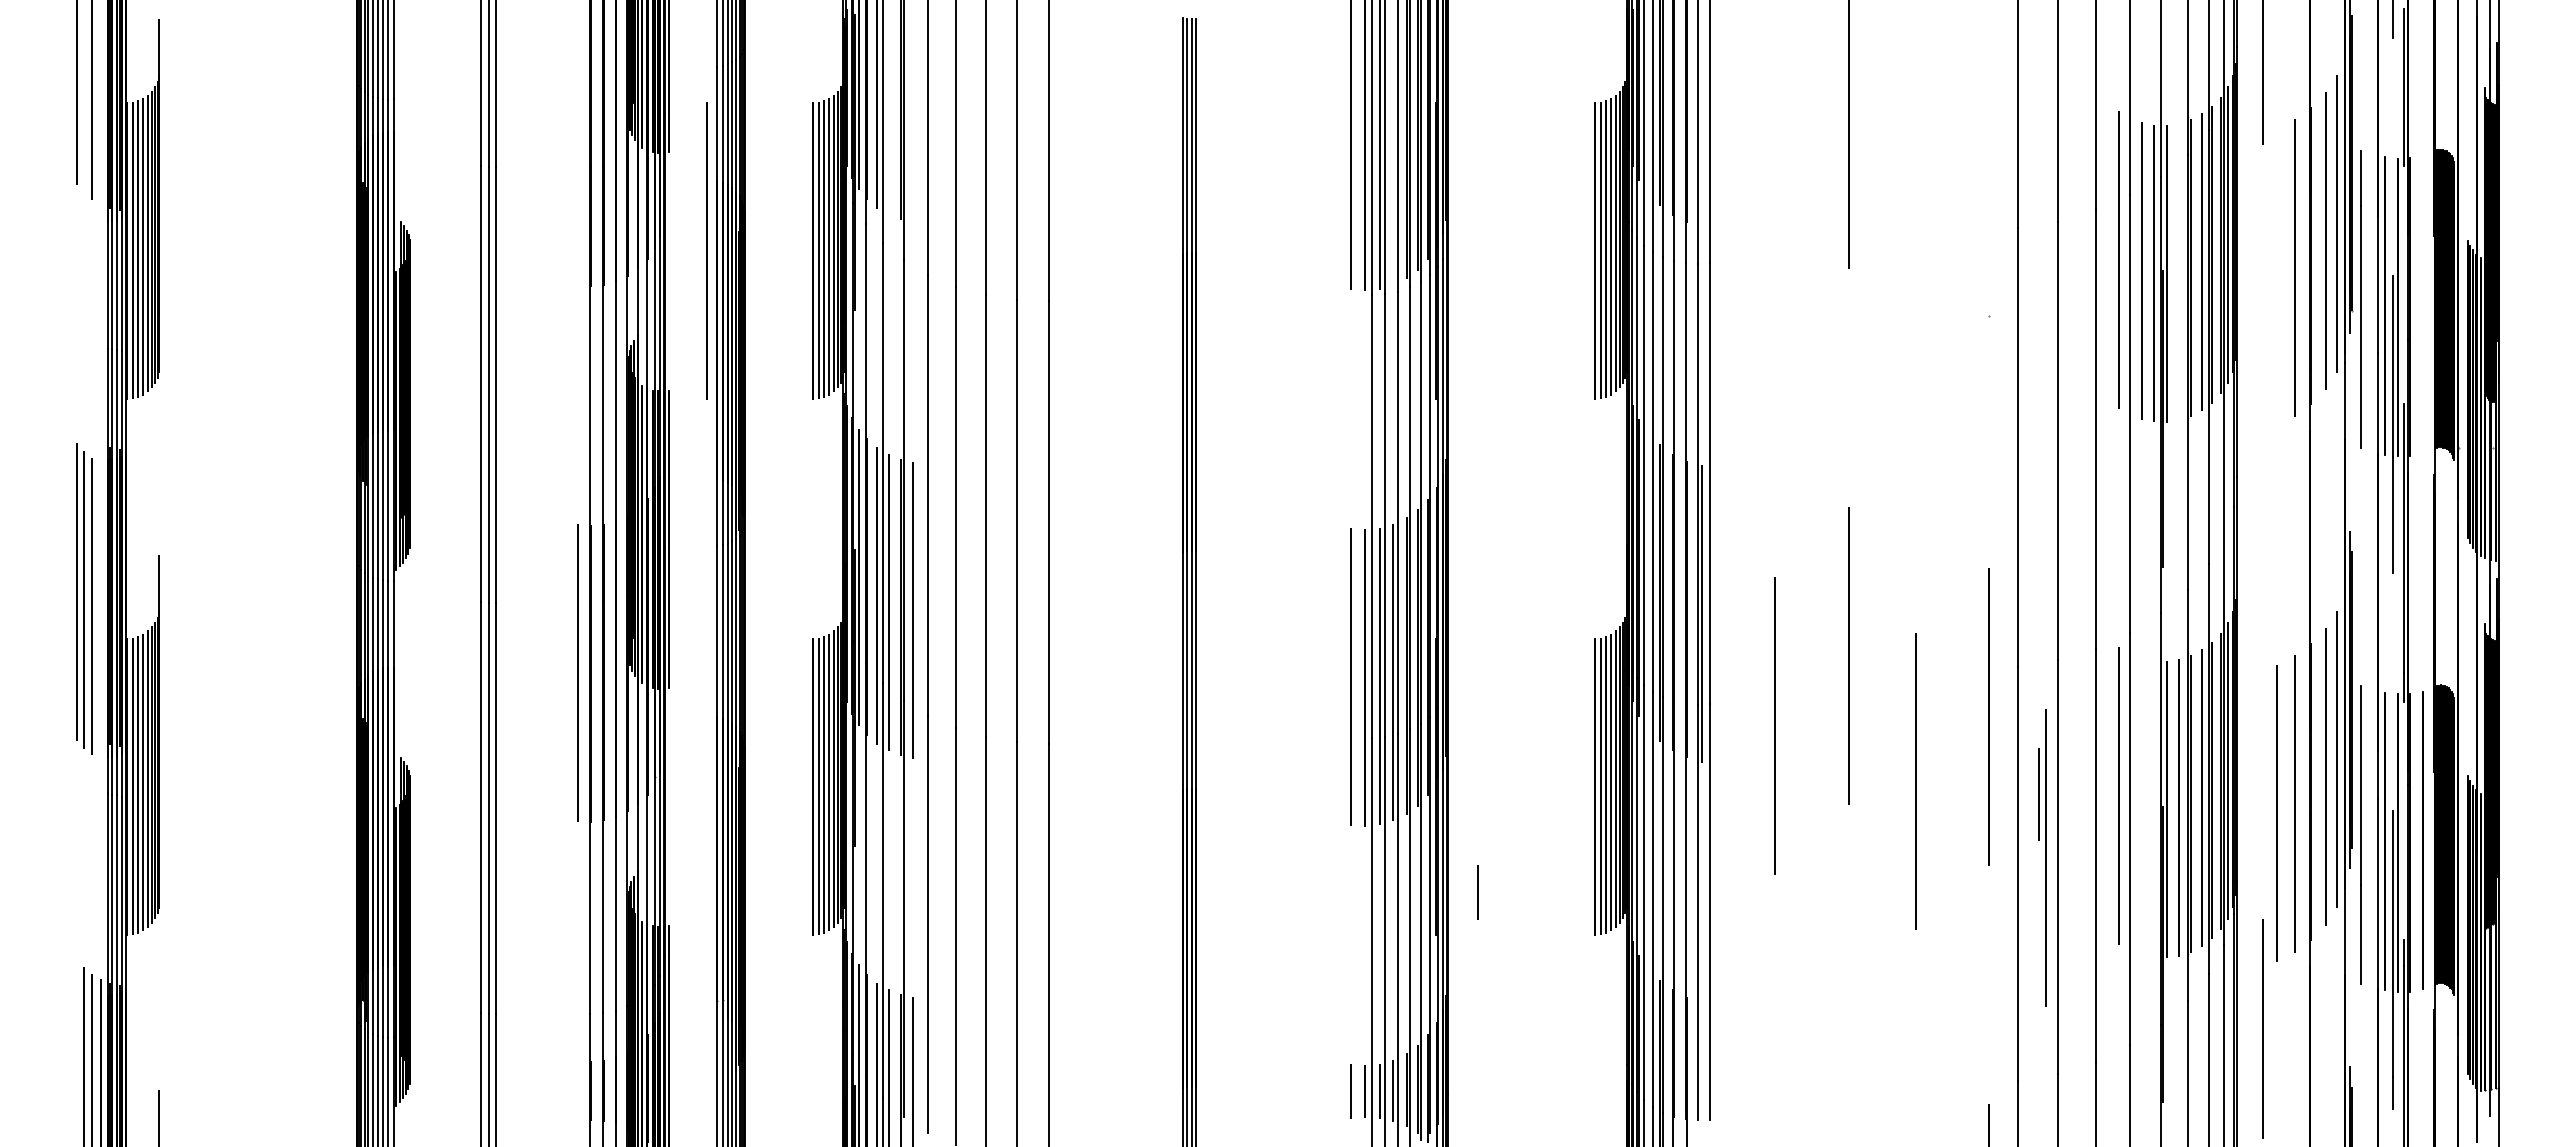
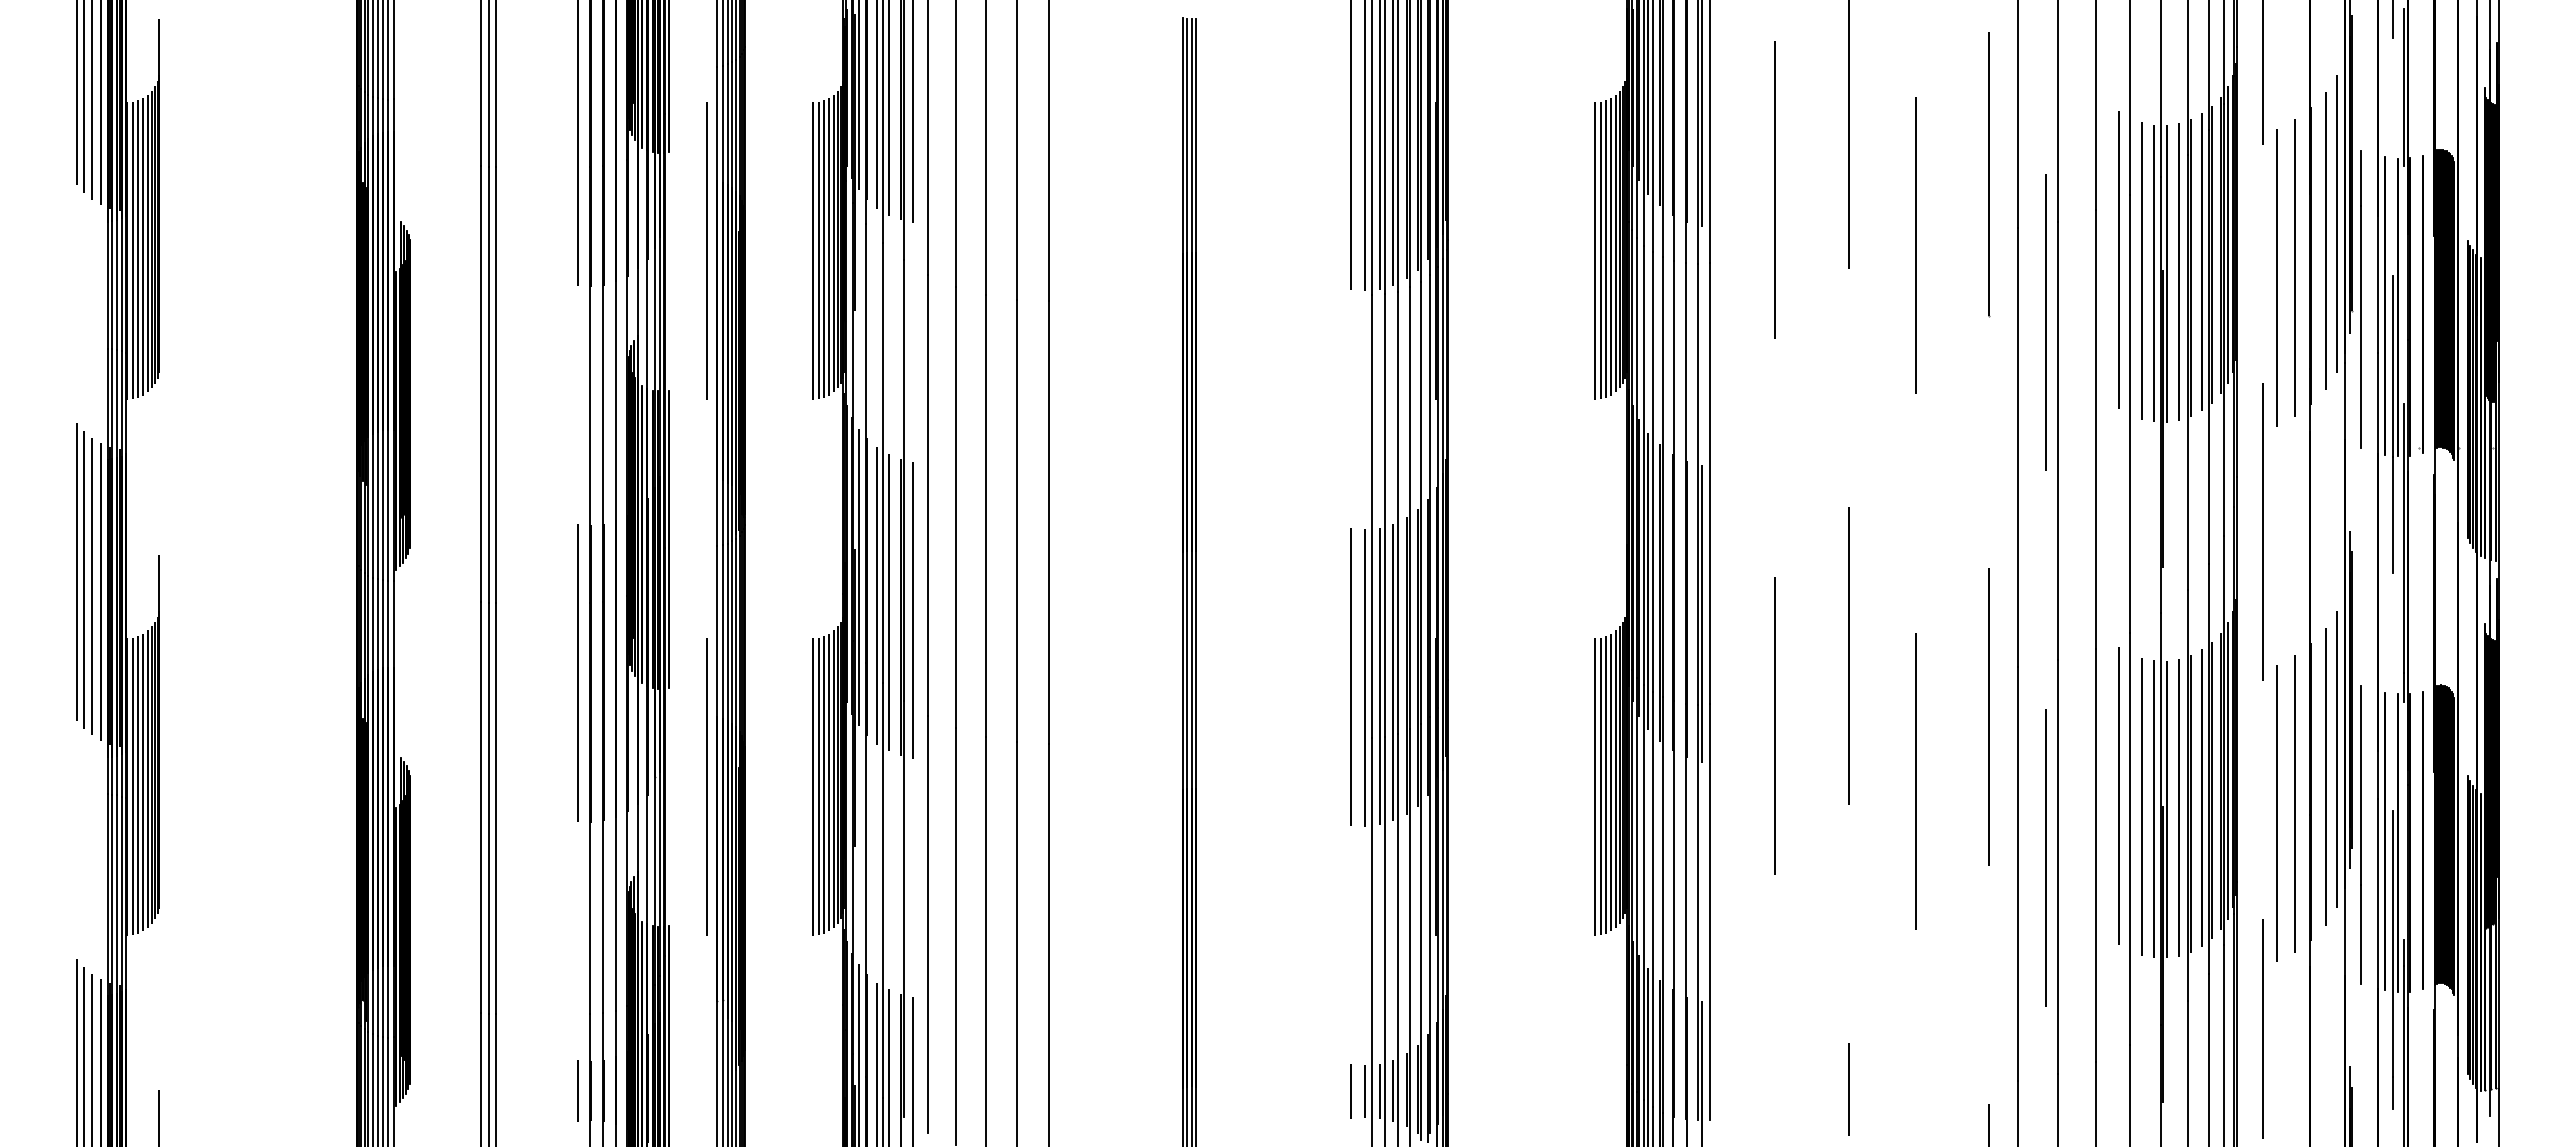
line: none -> present (83, 97)
line: none -> present (1648, 98)
line: none -> present (100, 103)
line: none -> present (888, 108)
line: none -> present (913, 112)
line: none -> present (1702, 114)
line: none -> present (578, 143)
line: none -> present (1393, 143)
line: none -> present (1988, 173)
line: none -> present (1774, 189)
line: none -> present (1915, 245)
line: none -> present (2178, 271)
line: none -> present (2276, 277)
part: none -> present (2420, 304)
line: none -> present (2045, 322)
line: none -> present (2262, 531)
line: none -> present (1648, 581)
line: none -> present (100, 591)
part position: (84, 598) -> (84, 578) (84, 578)
line: none -> present (706, 786)
line position: (2038, 794) -> (1848, 1089) (1848, 1089)
line: none -> present (2141, 806)
line: none -> present (2154, 808)
line: present -> none (1477, 892)
line: none -> present (77, 1051)
line: none -> present (1648, 1055)
line: none -> present (1702, 1072)
line: none -> present (577, 1090)
